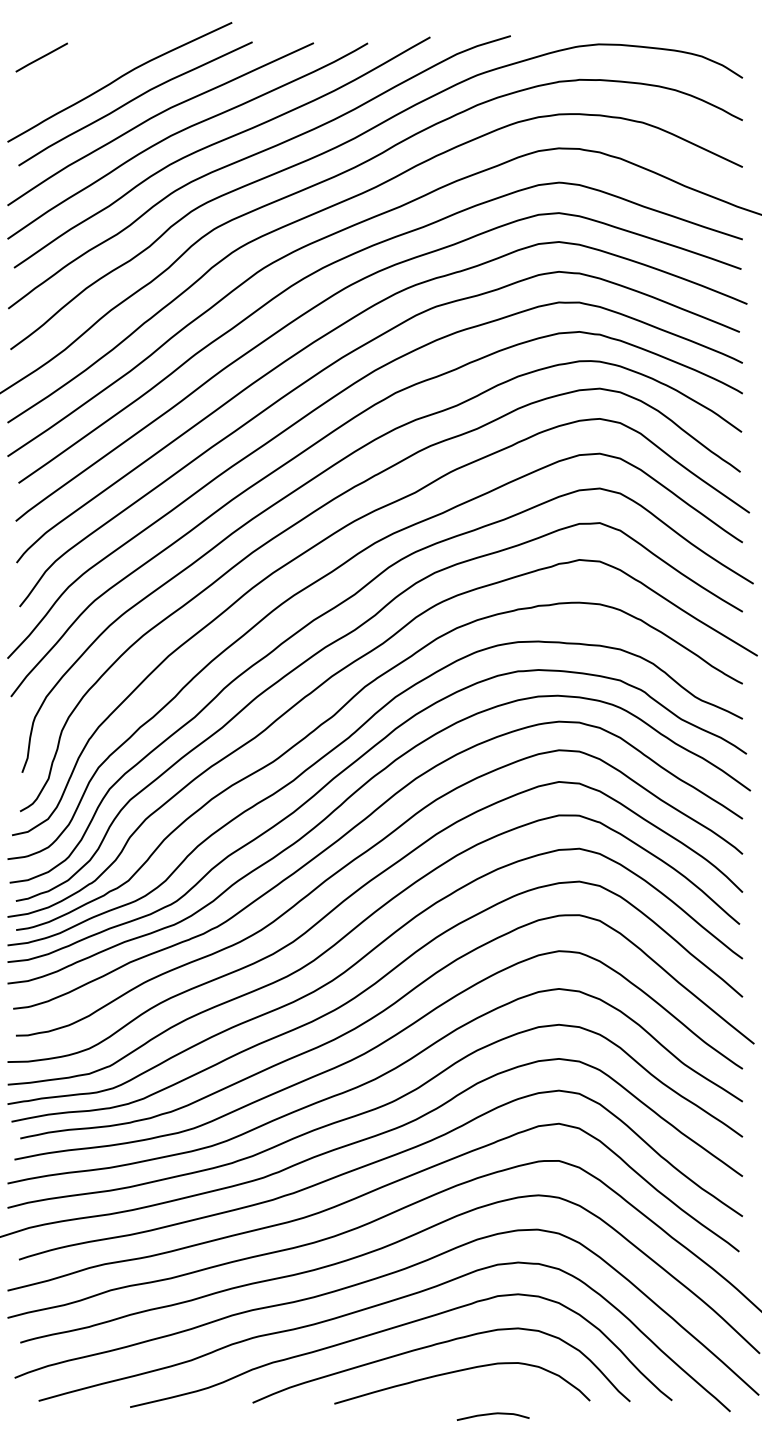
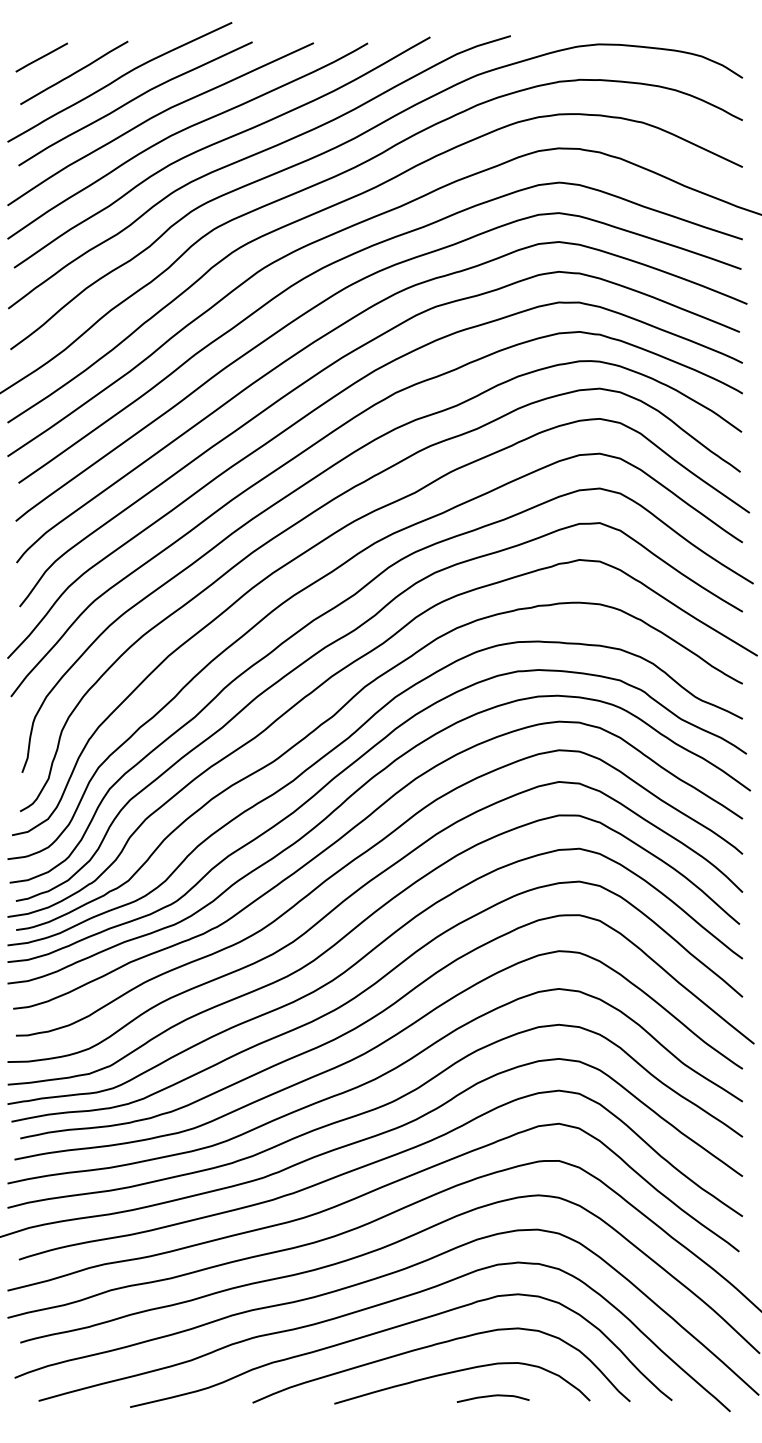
line: none -> present (74, 72)
curve position: (492, 1414) -> (492, 1396) (492, 1396)
